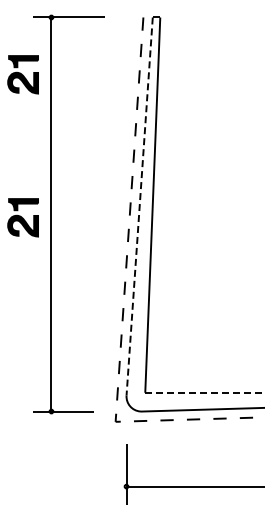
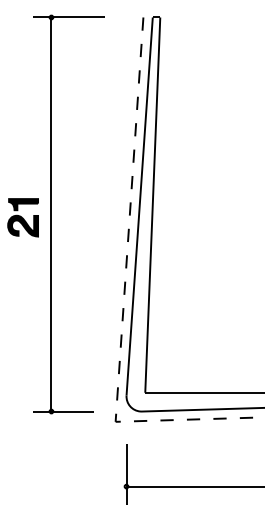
part: present -> none (22, 74)
line: dashed -> solid (139, 206)
line: dashed -> solid (205, 392)
